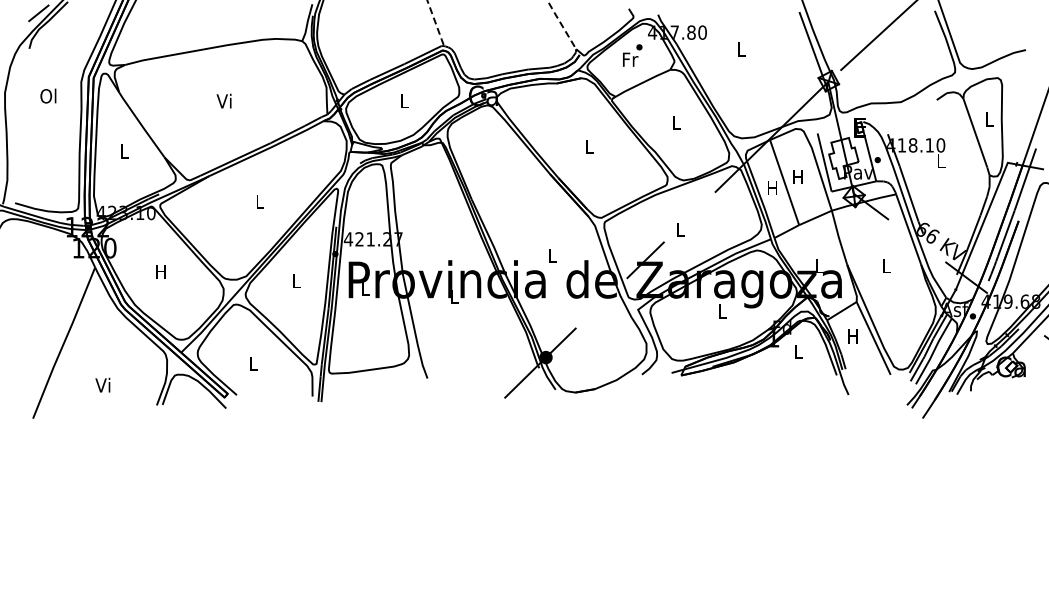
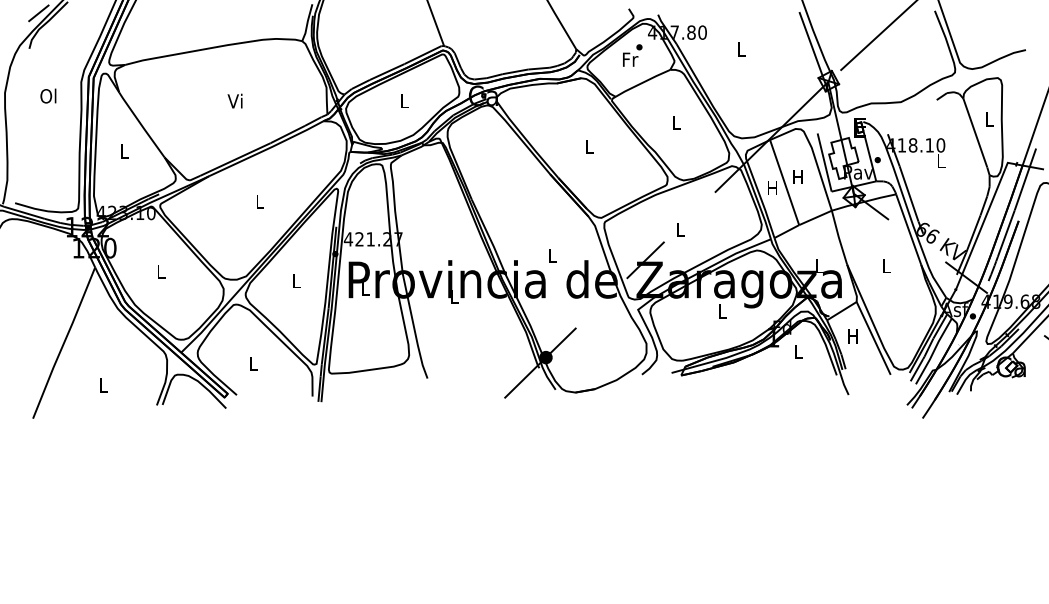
line: dashed -> solid (435, 23)
line: dashed -> solid (561, 24)
text position: (223, 100) -> (234, 100) (234, 100)
text: H -> L (160, 271)
text: Vi -> L (102, 384)
